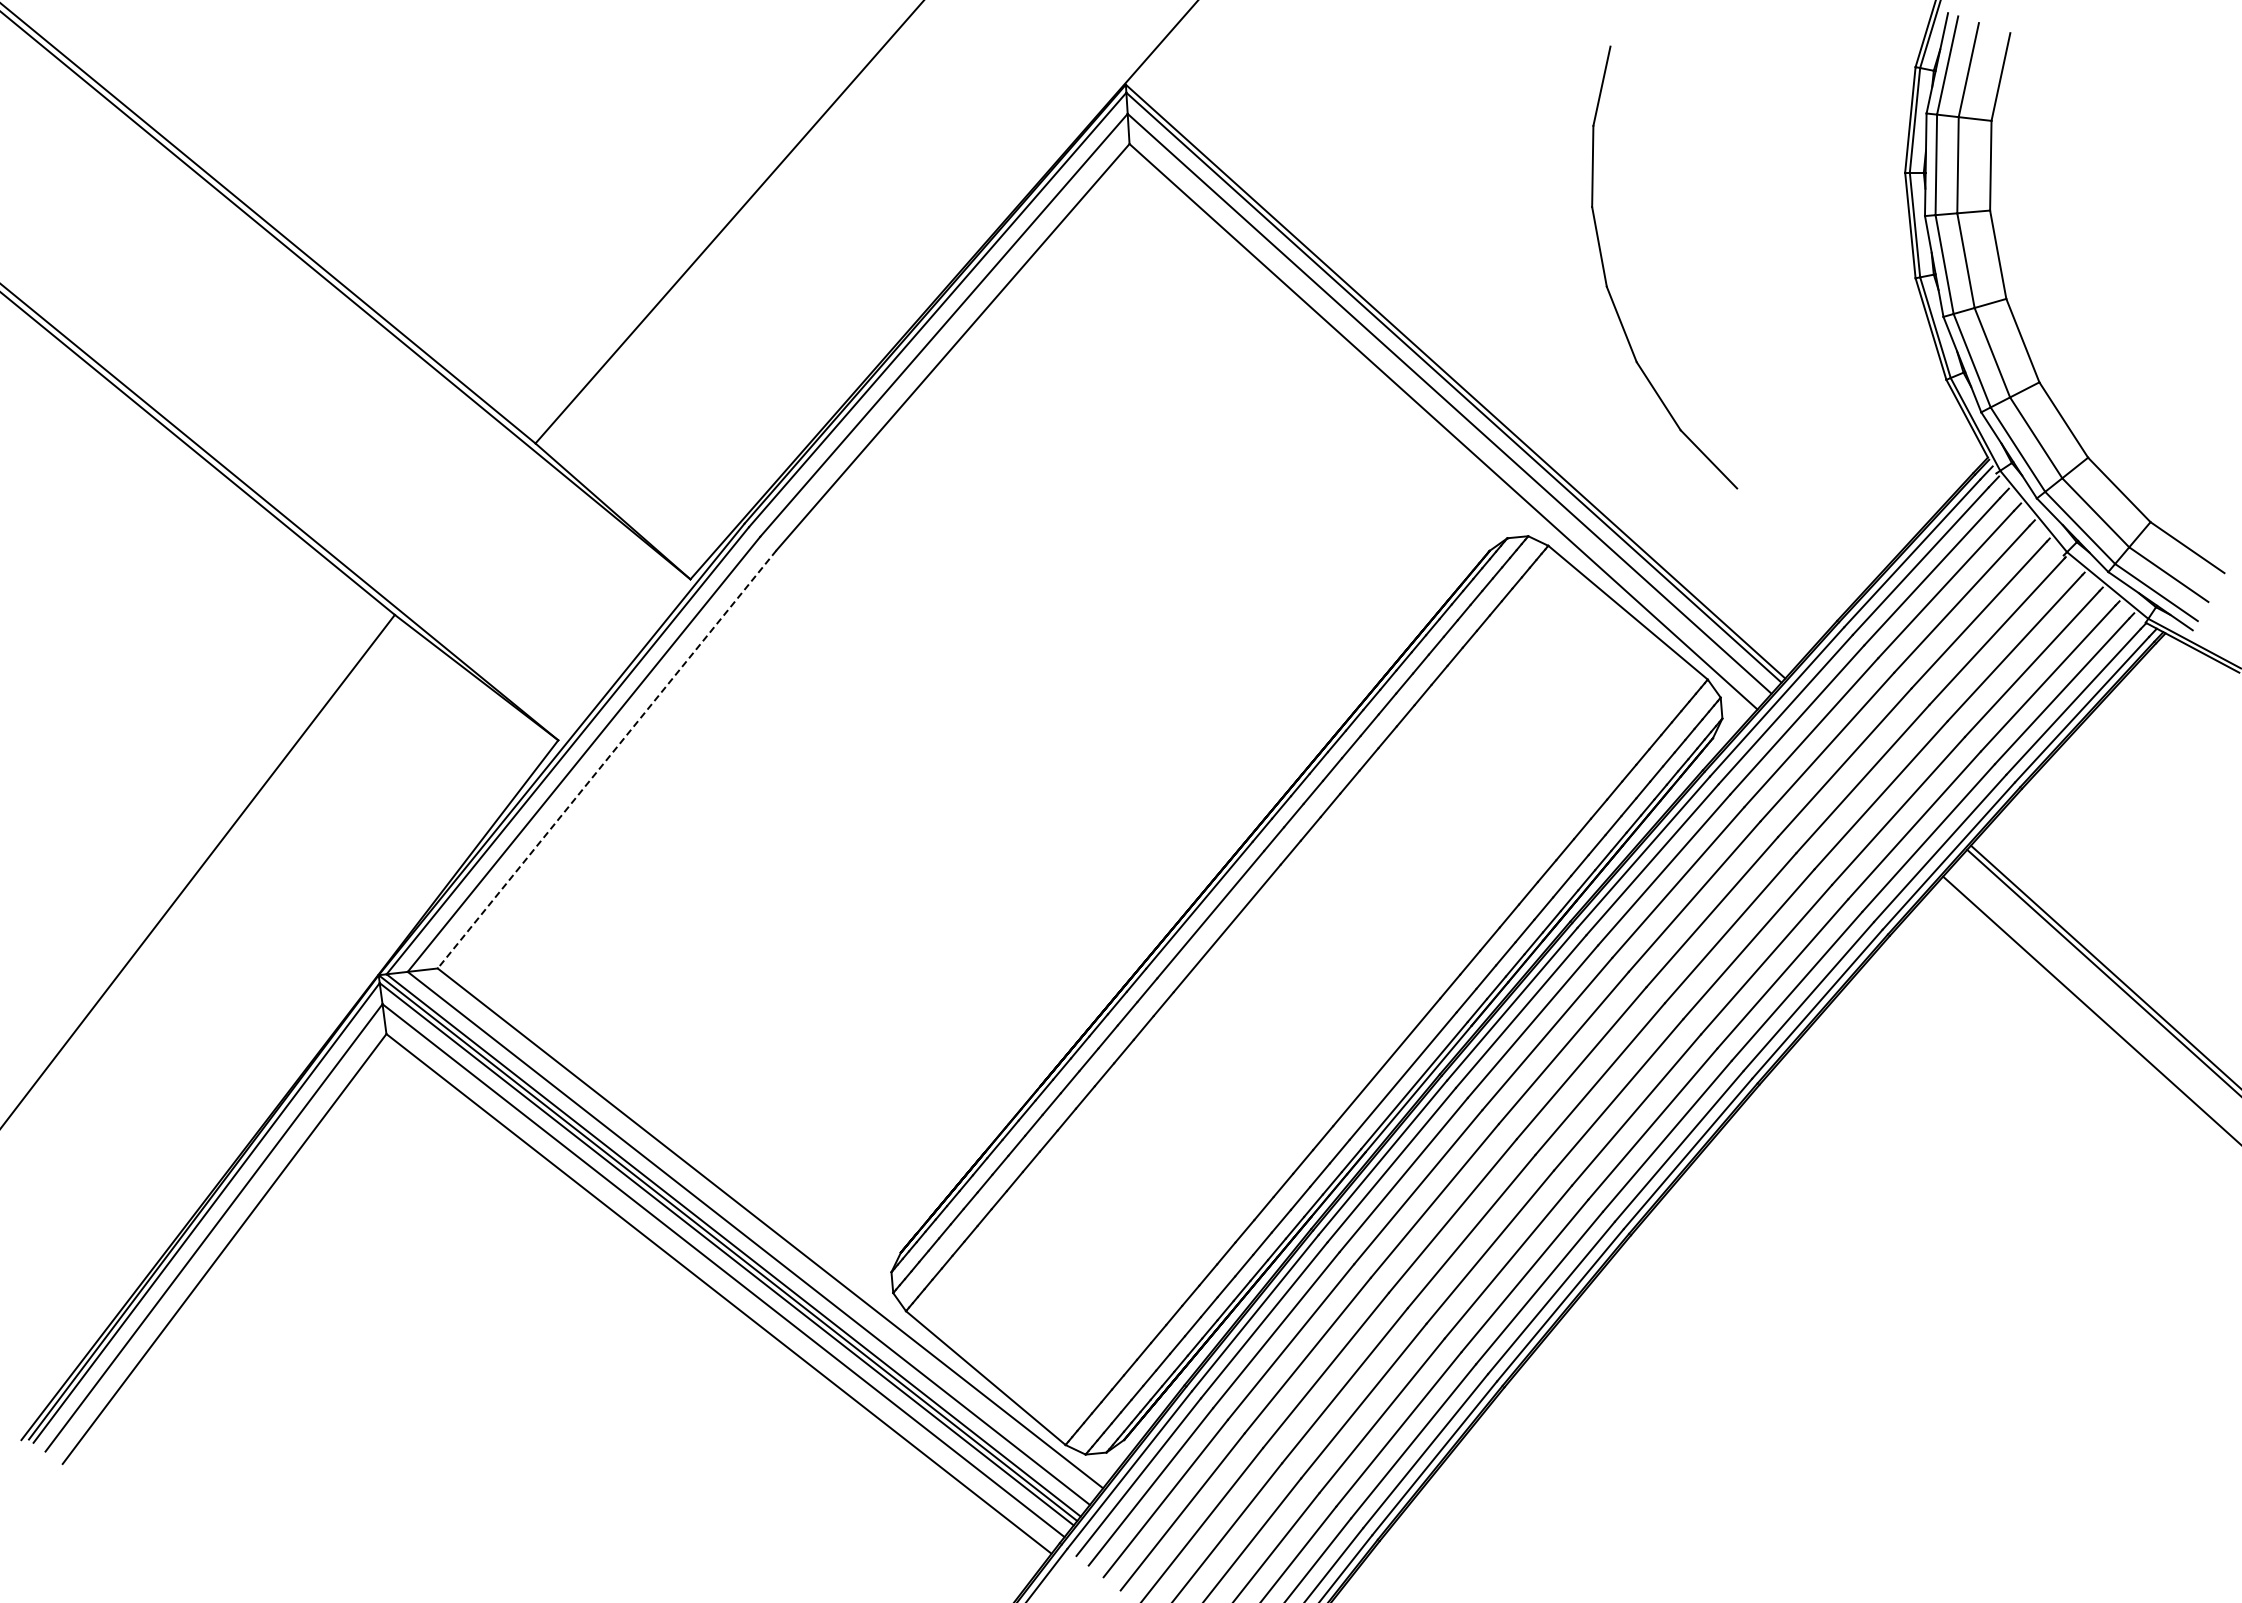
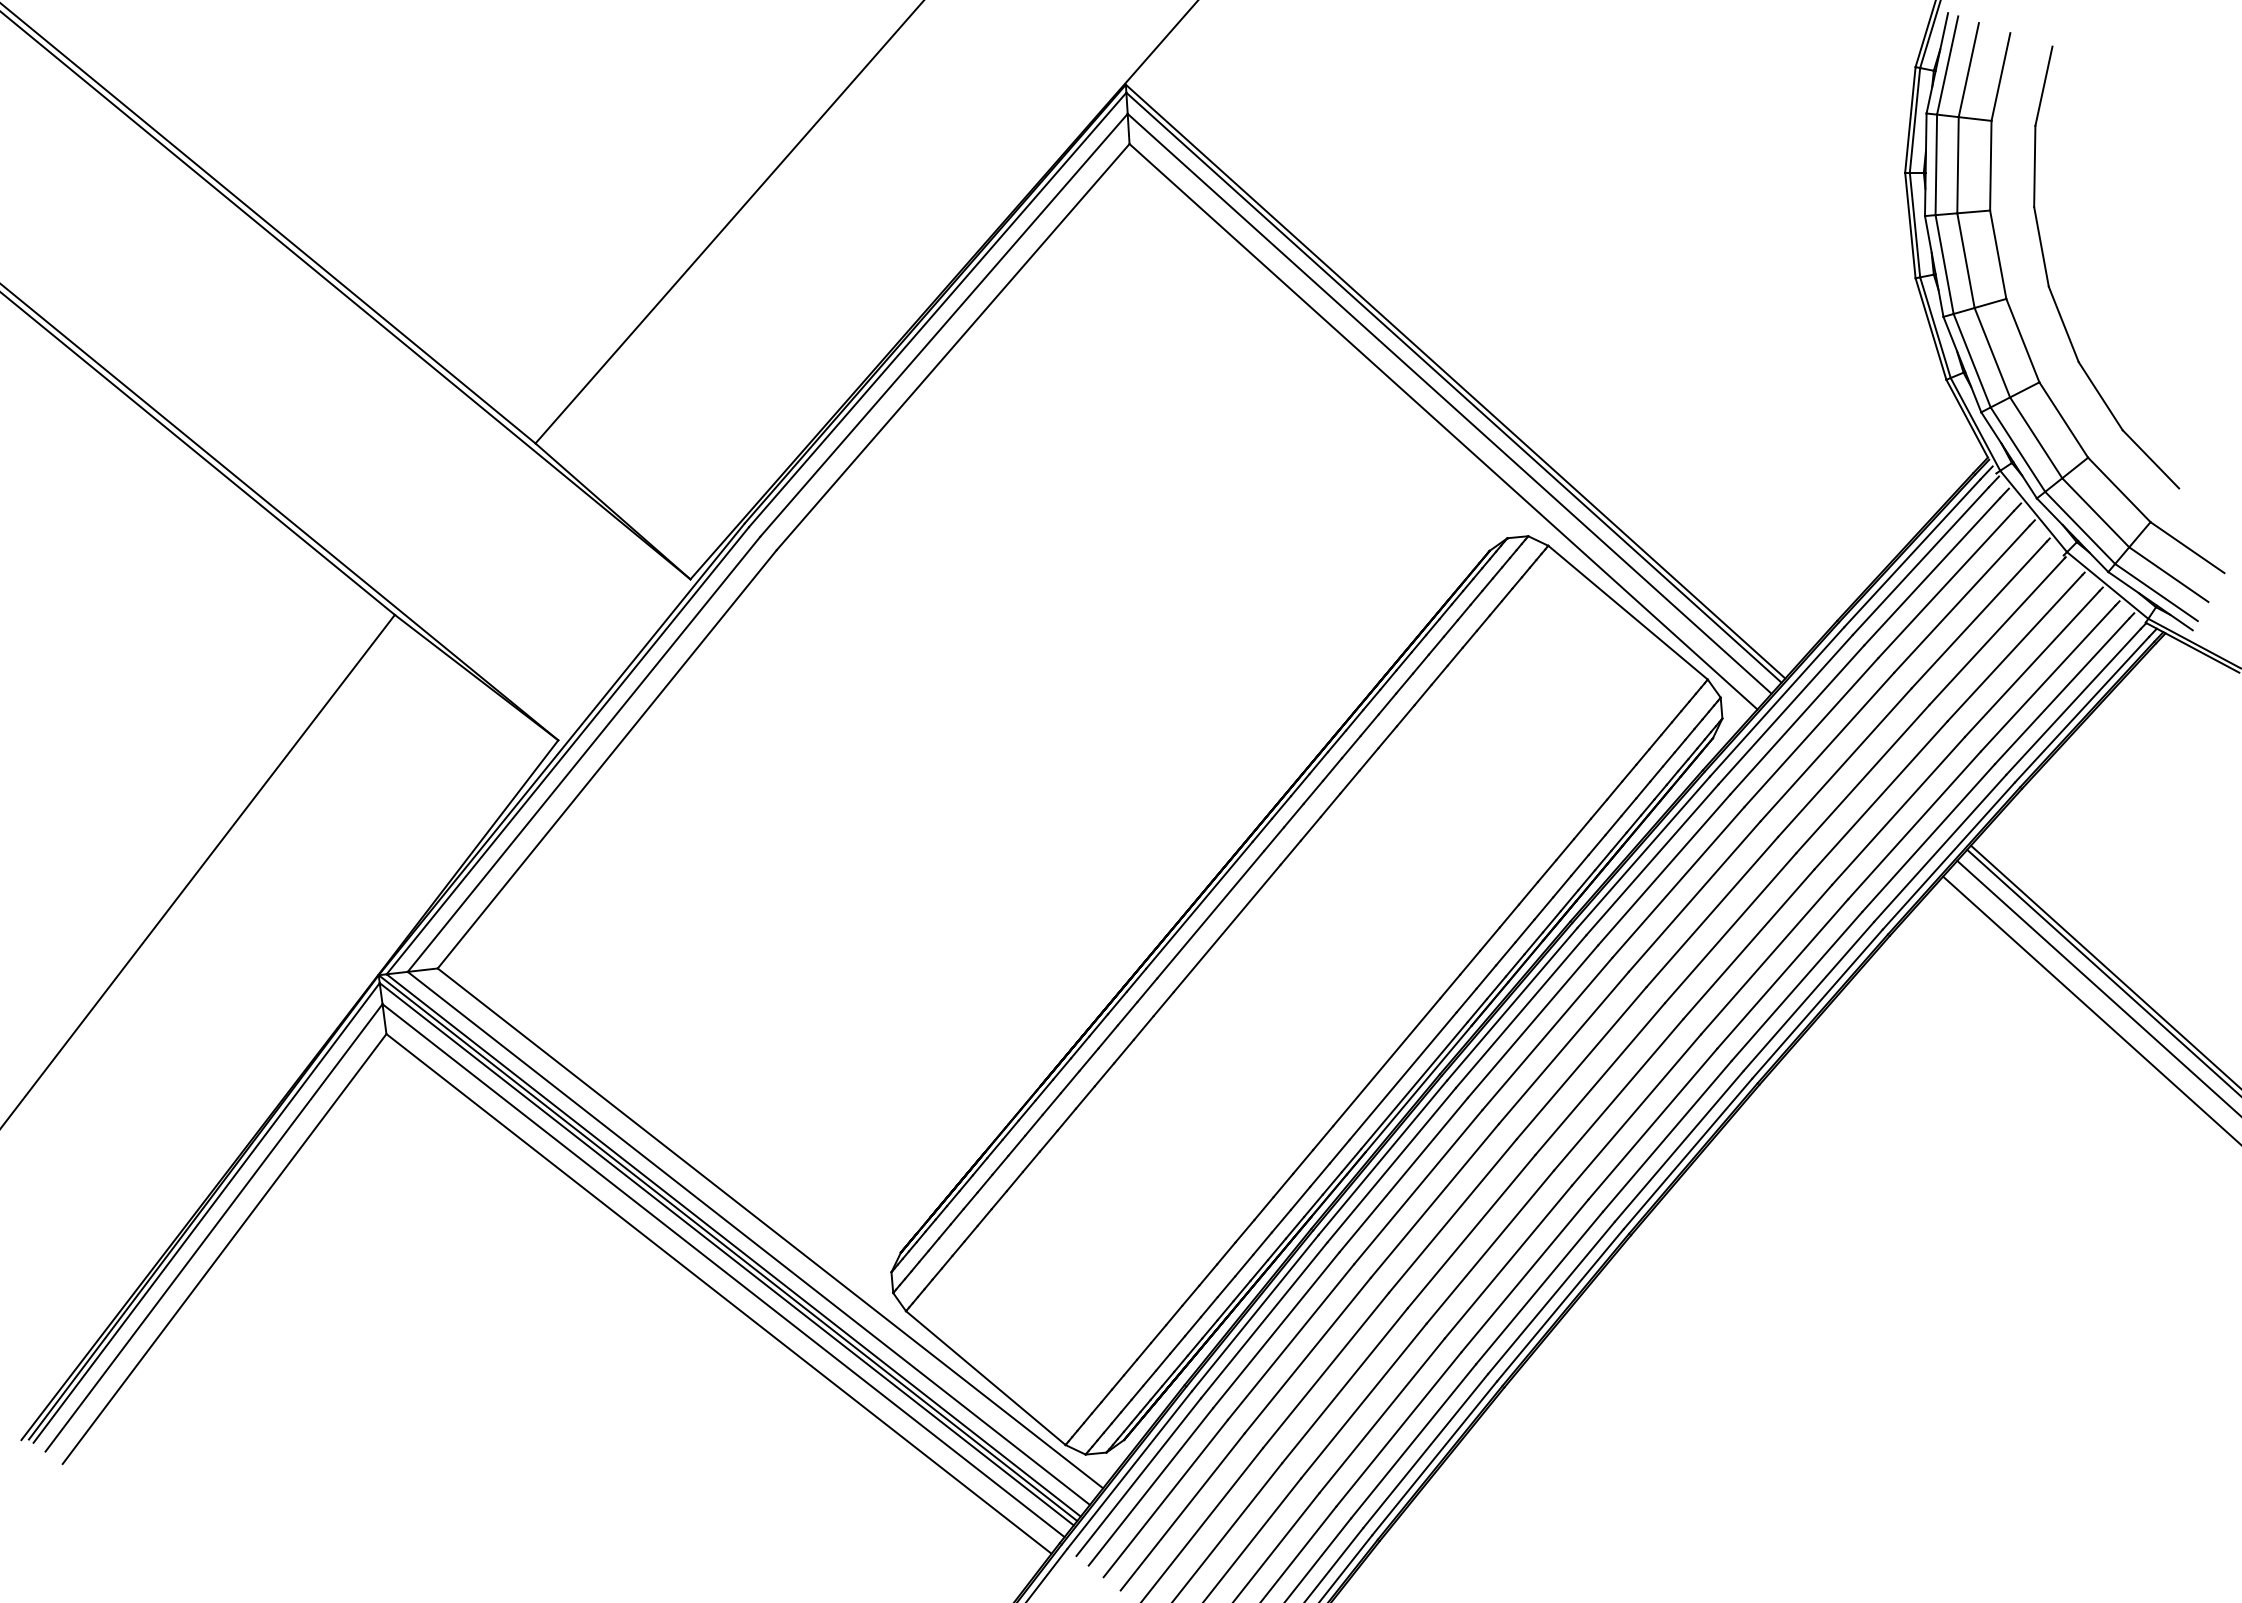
part position: (1606, 278) -> (2048, 278) (2048, 278)
line: dashed -> solid (606, 759)
line: none -> present (2097, 986)
